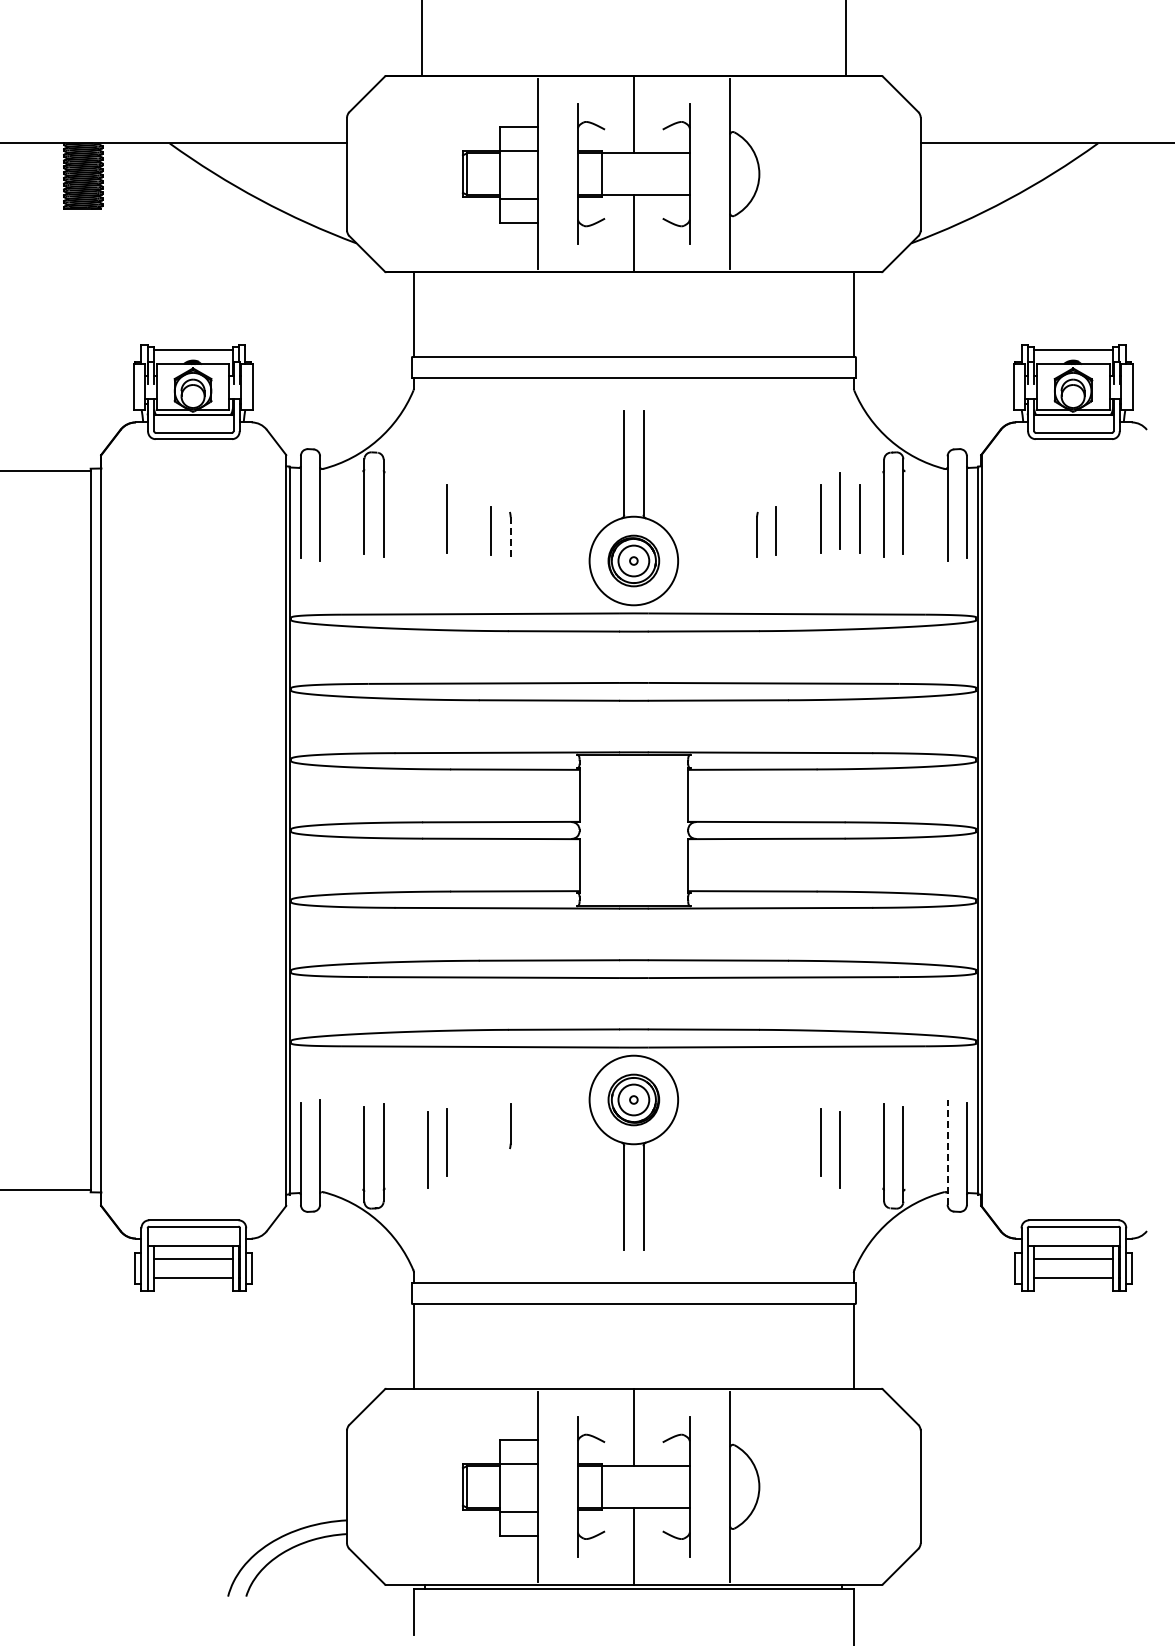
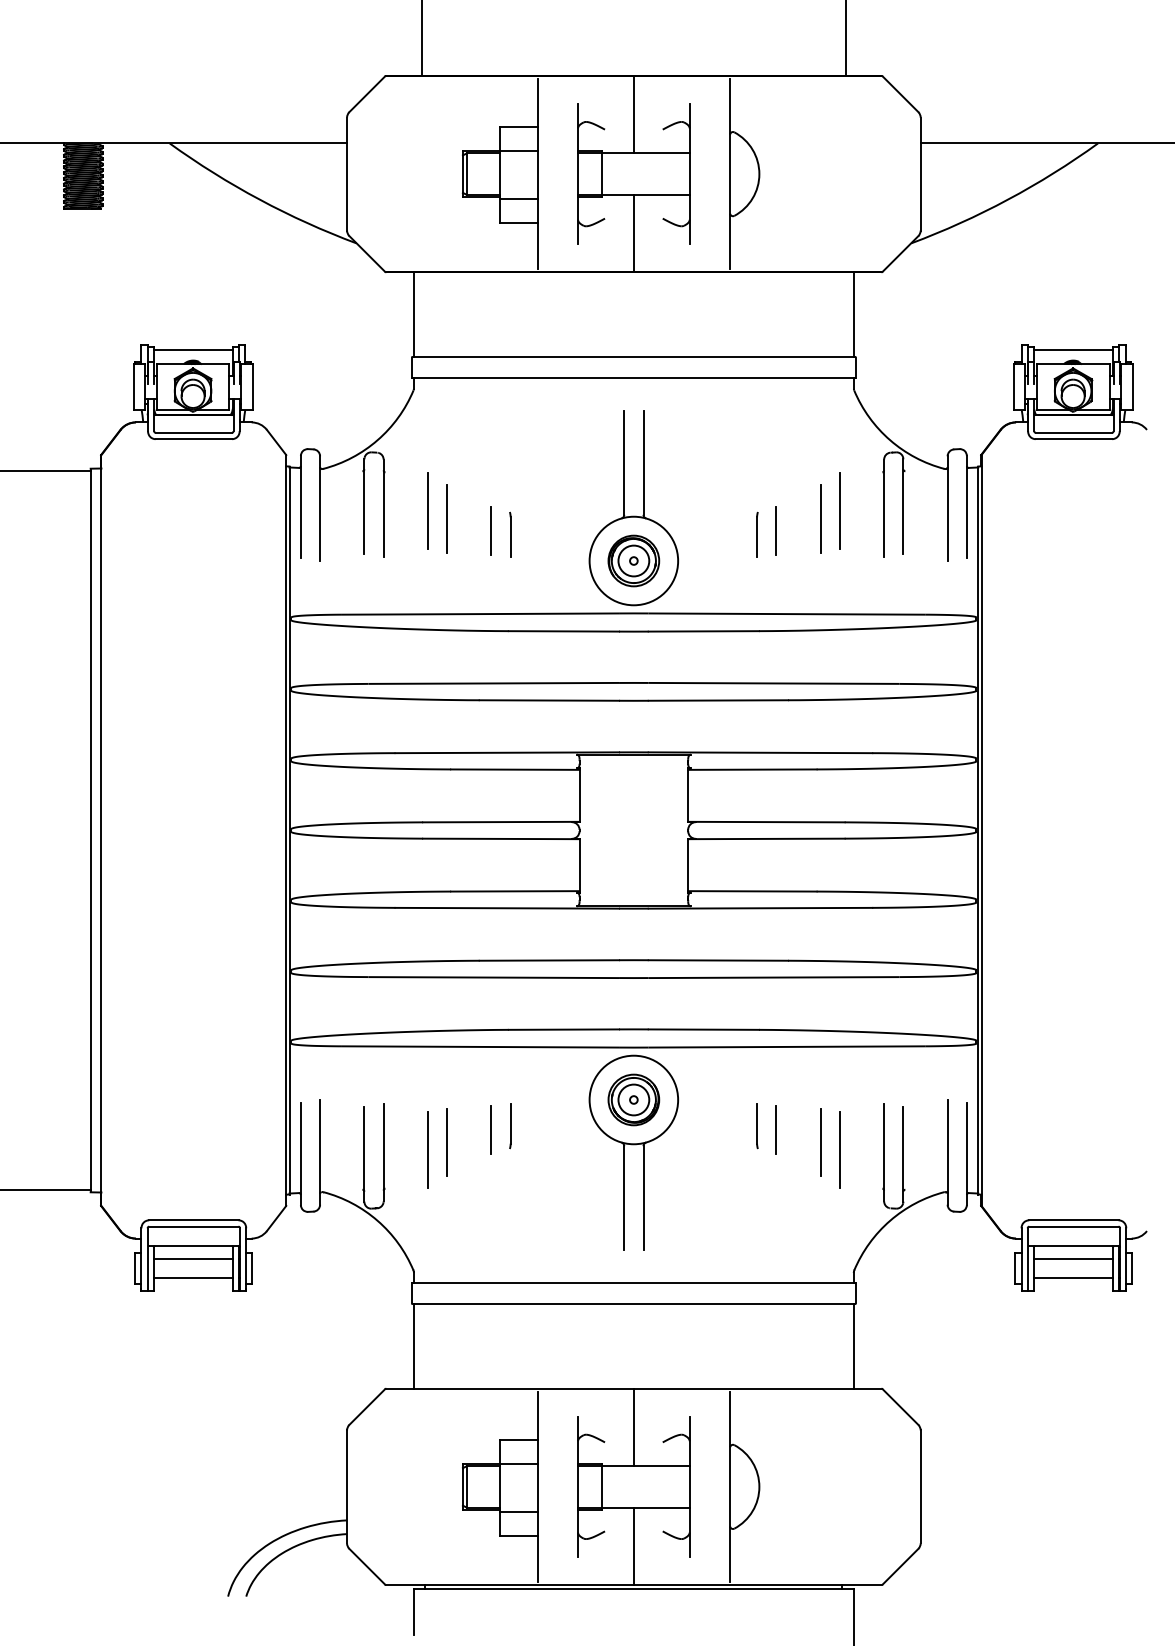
line: none -> present (427, 511)
line: present -> none (859, 518)
line: dashed -> solid (510, 537)
line: none -> present (757, 1126)
line: none -> present (491, 1129)
line: none -> present (776, 1129)
line: dashed -> solid (947, 1151)
